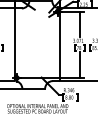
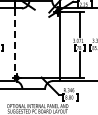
line: solid -> dashed (14, 42)
